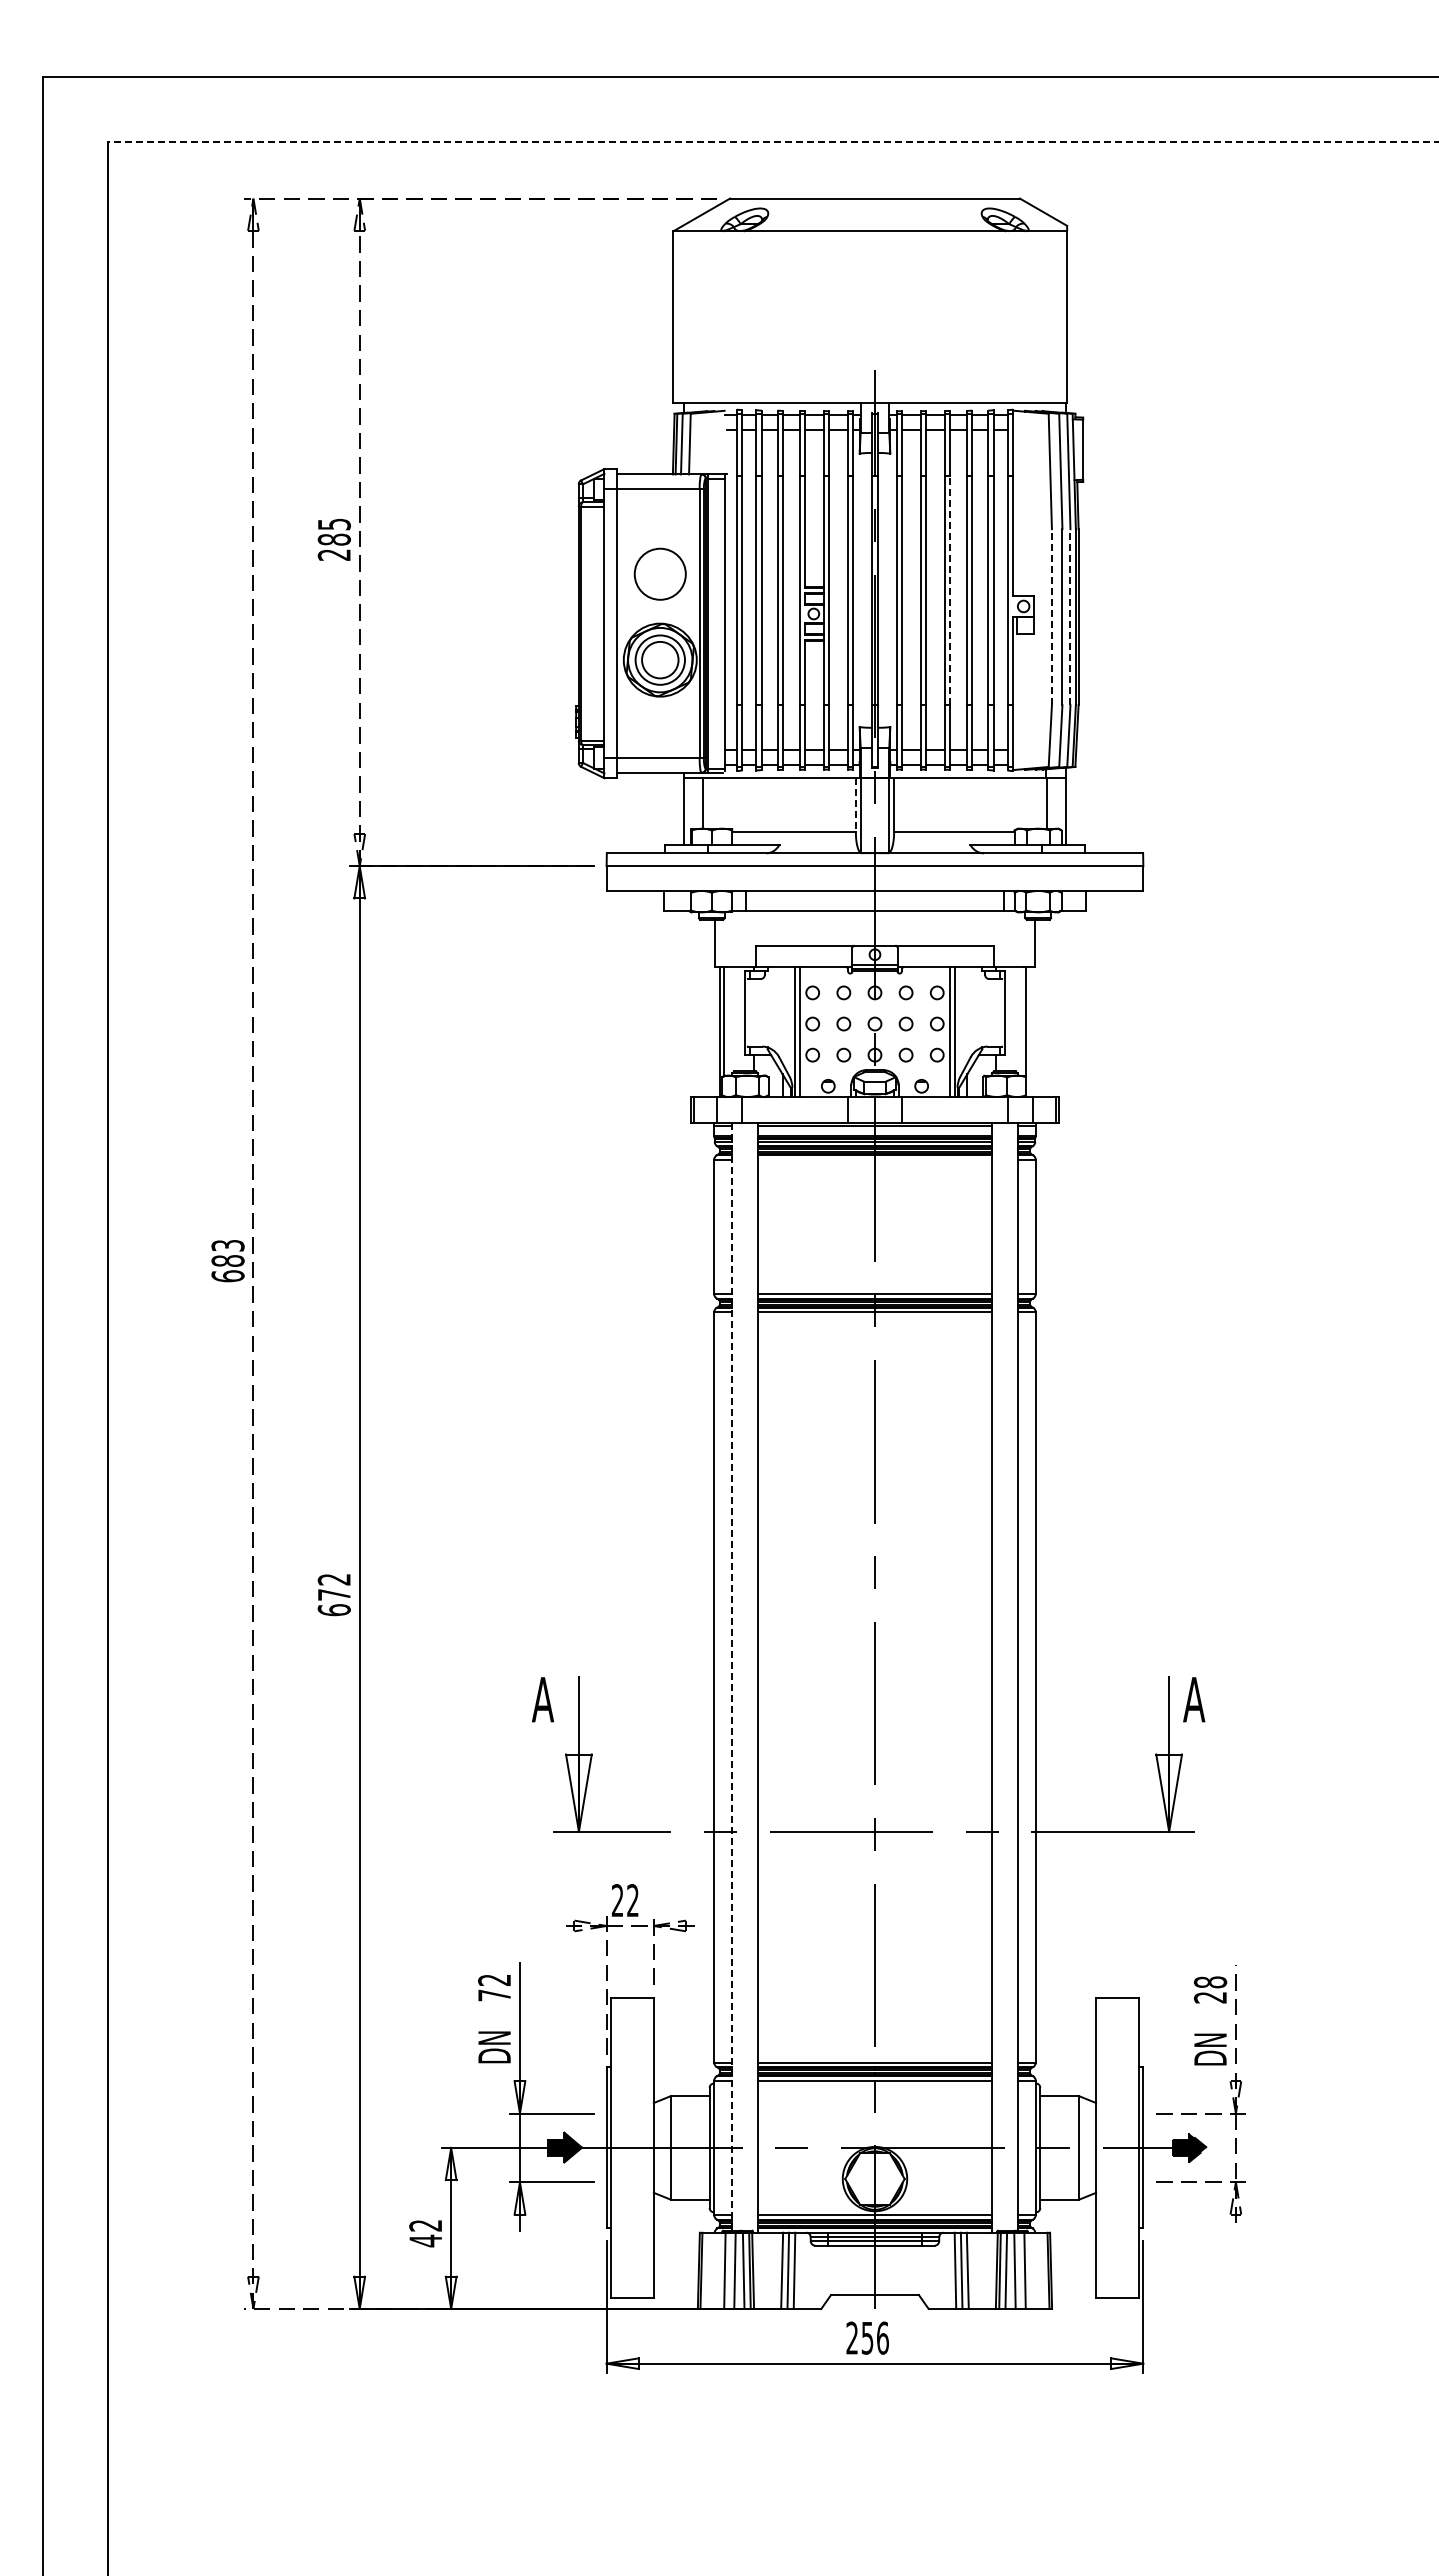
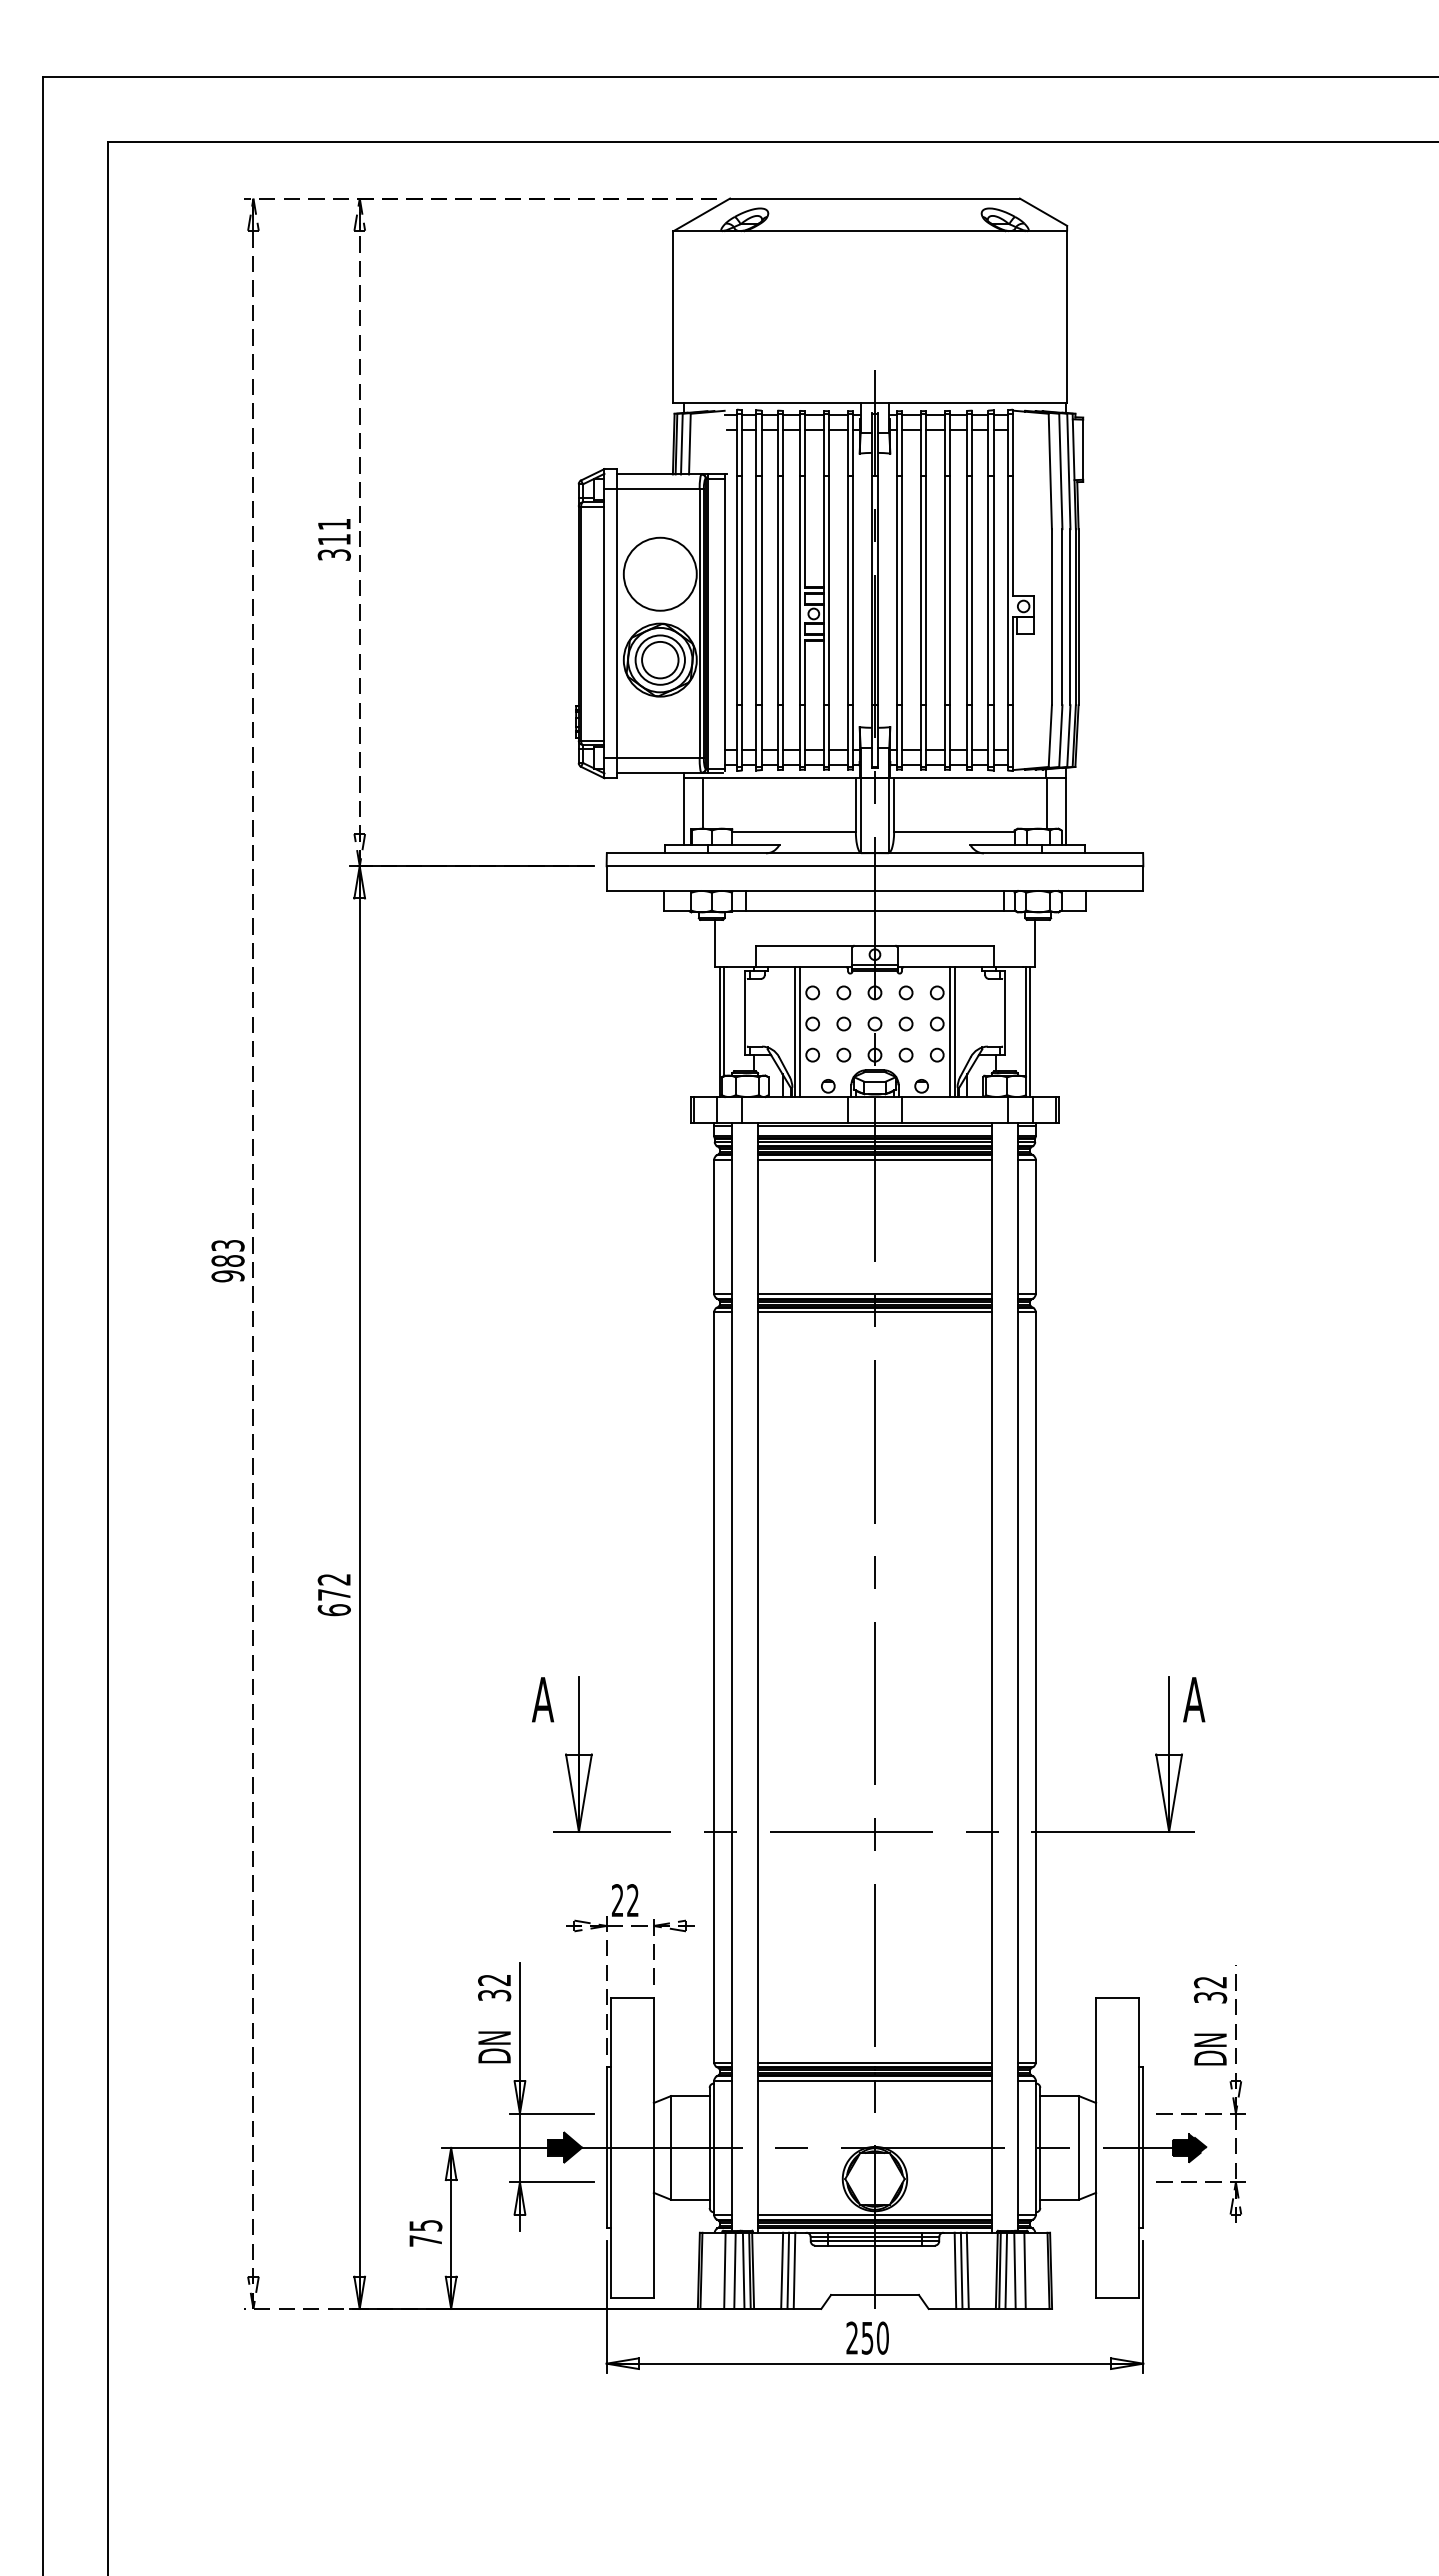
line: dashed -> solid (772, 141)
text: 285 -> 311 (333, 539)
circle diameter: 51 px -> 73 px (659, 573)
line: dashed -> solid (950, 590)
line: dashed -> solid (1051, 616)
line: dashed -> solid (1070, 616)
line: dashed -> solid (855, 805)
line: none -> present (1029, 1032)
line: none -> present (874, 1159)
text: 683 -> 983 (227, 1276)
line: dashed -> solid (732, 1676)
text: 28 -> 32 (1210, 1989)
text: 72 -> 32 (494, 1995)
text: 42 -> 75 (425, 2233)
text: 256 -> 250 (882, 2337)
